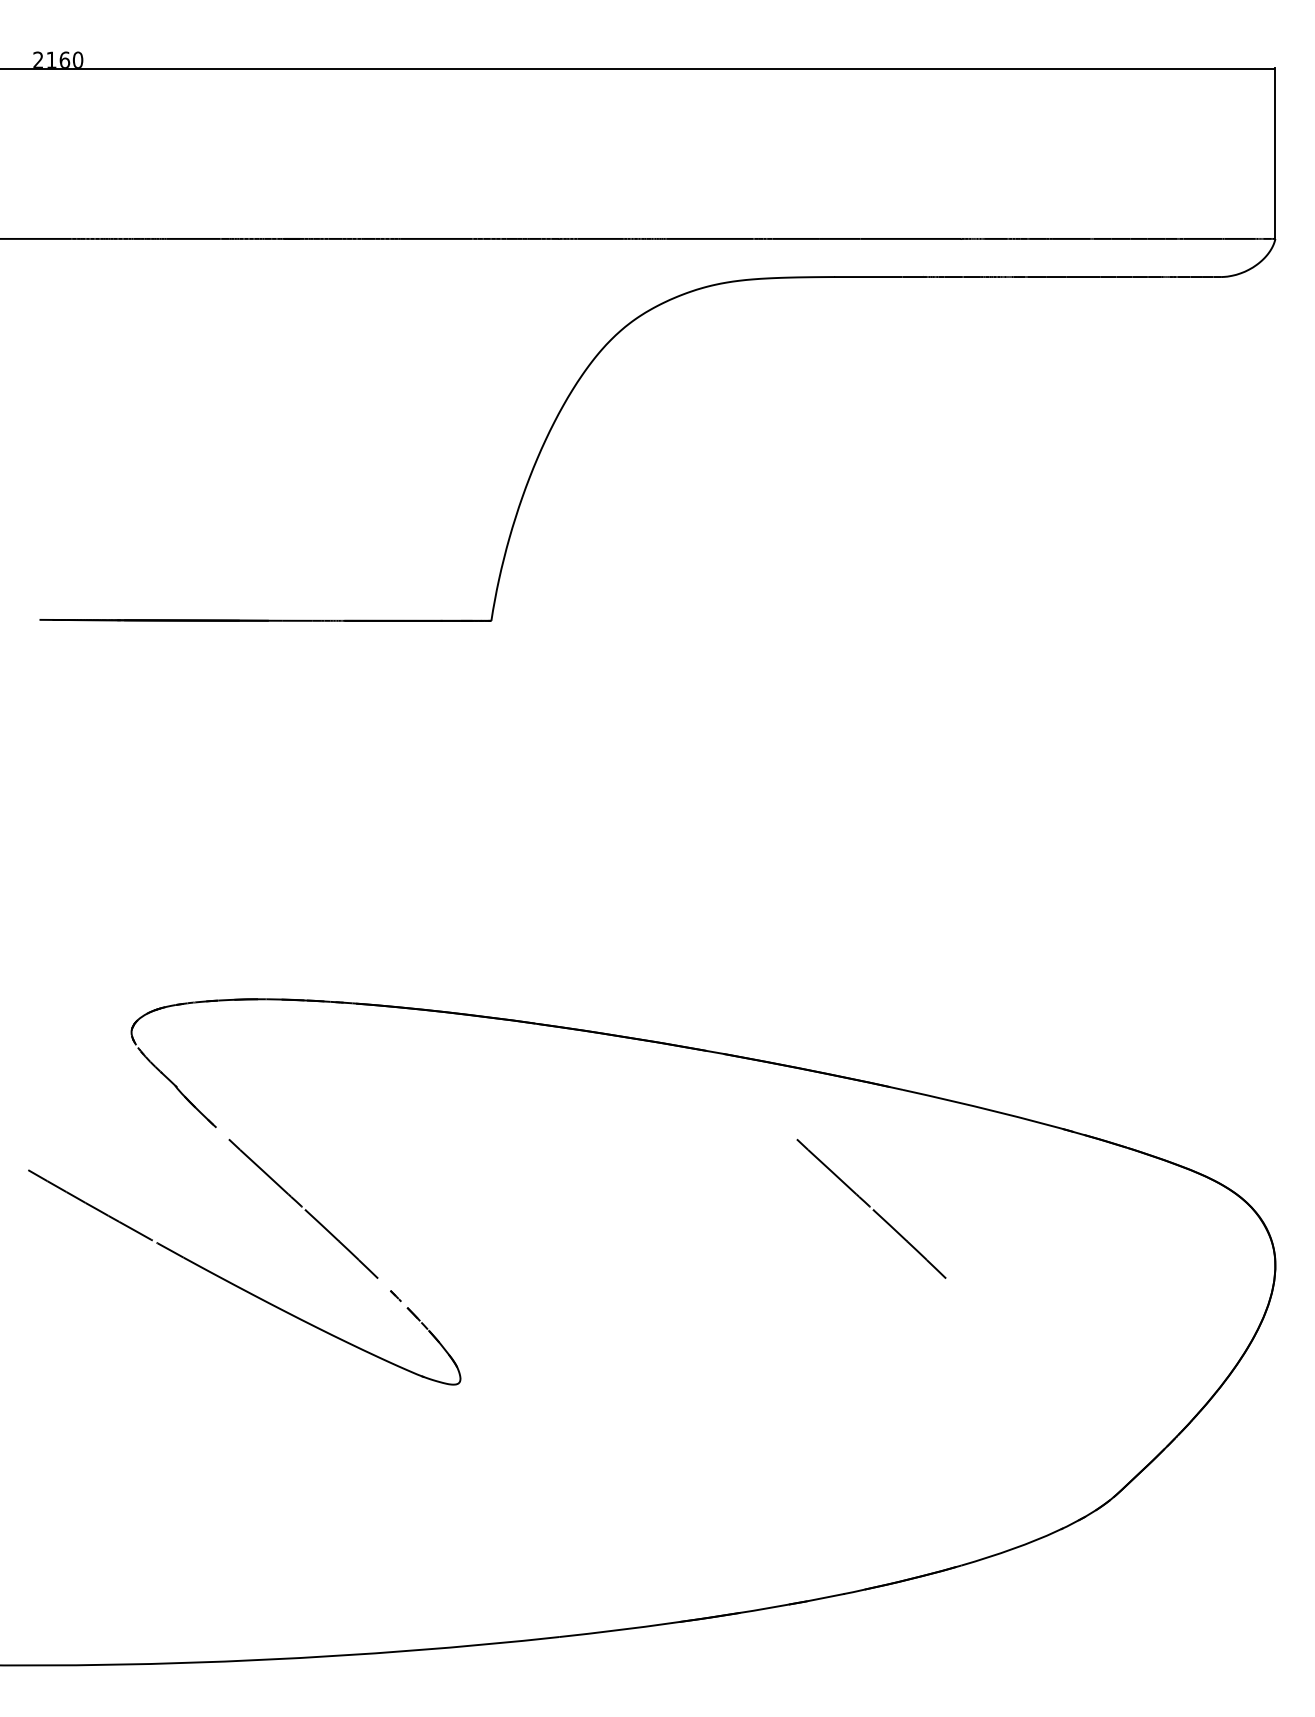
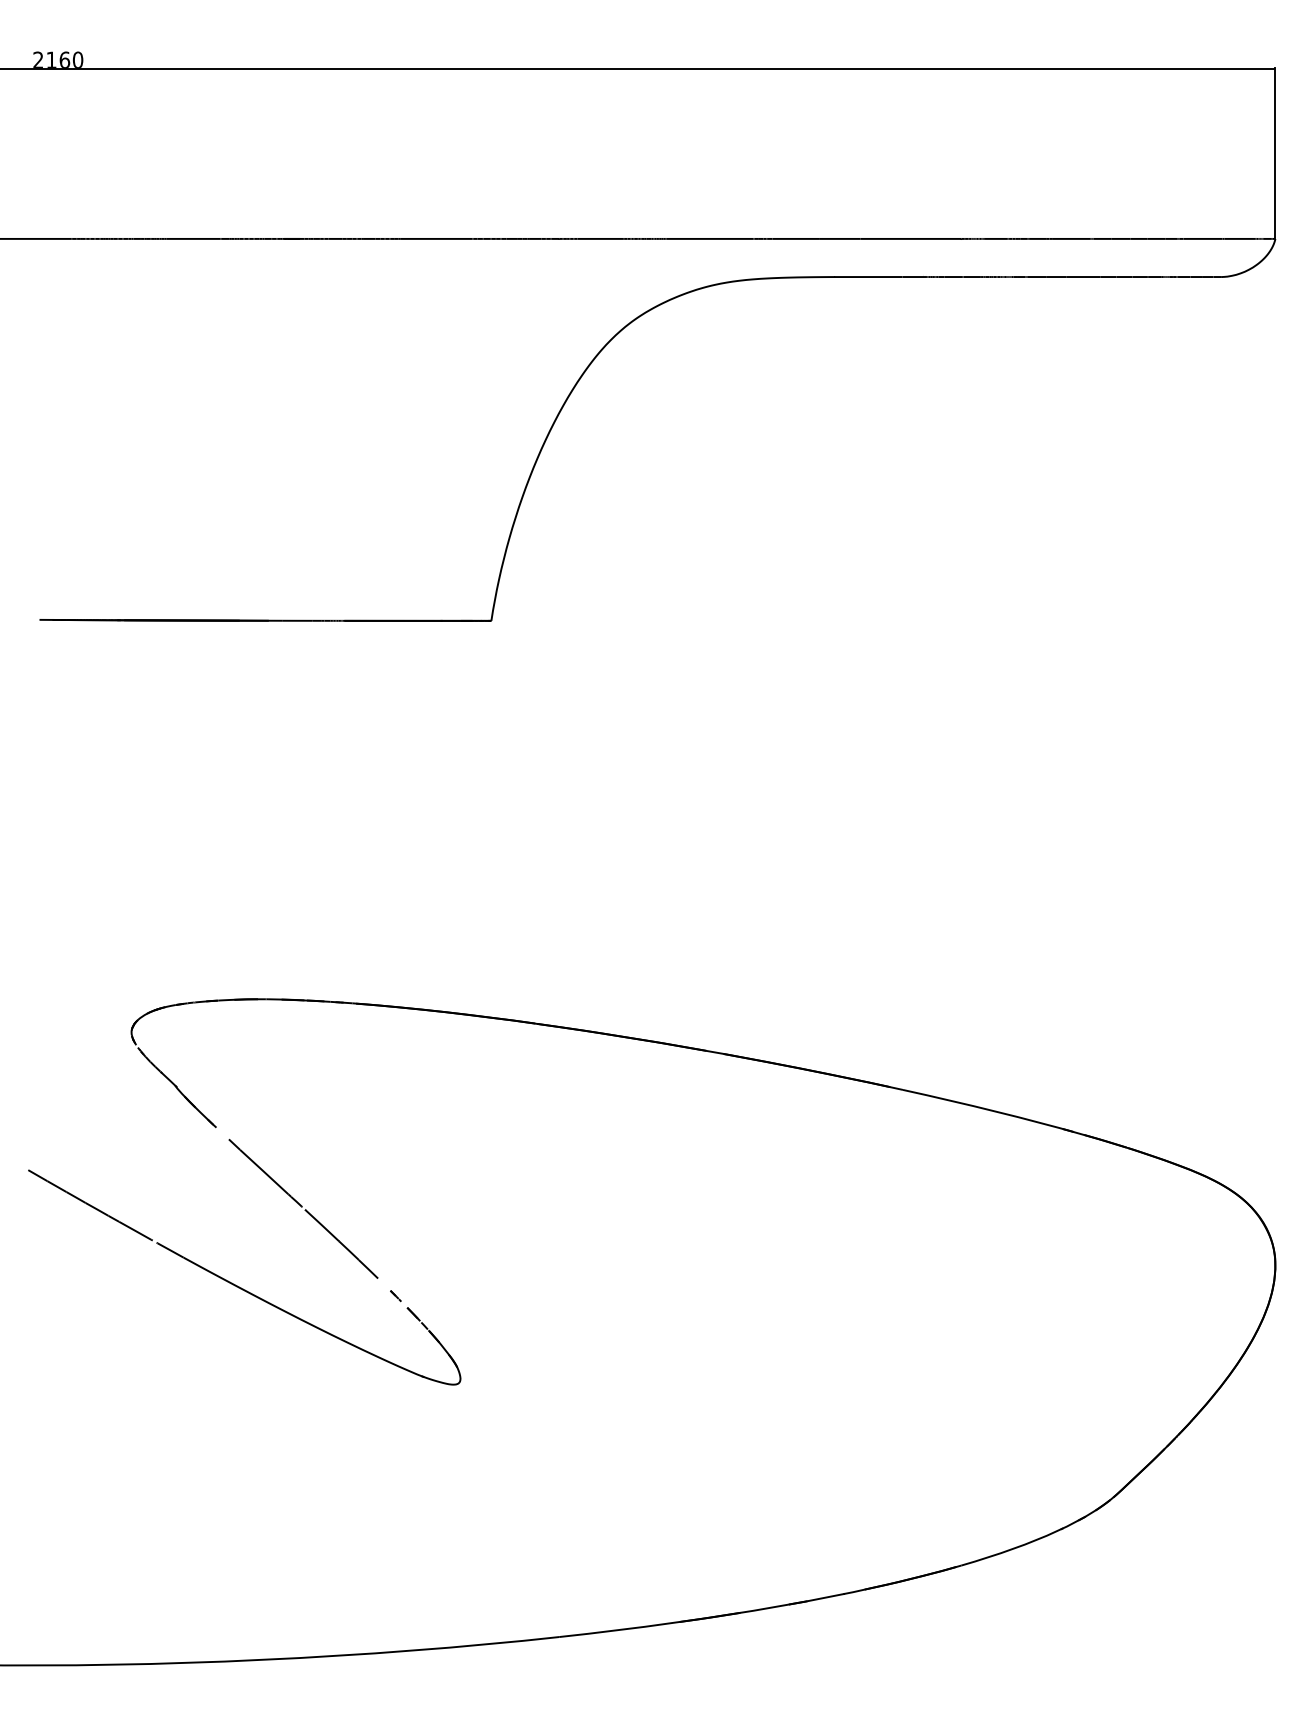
line: present -> none (870, 1207)
